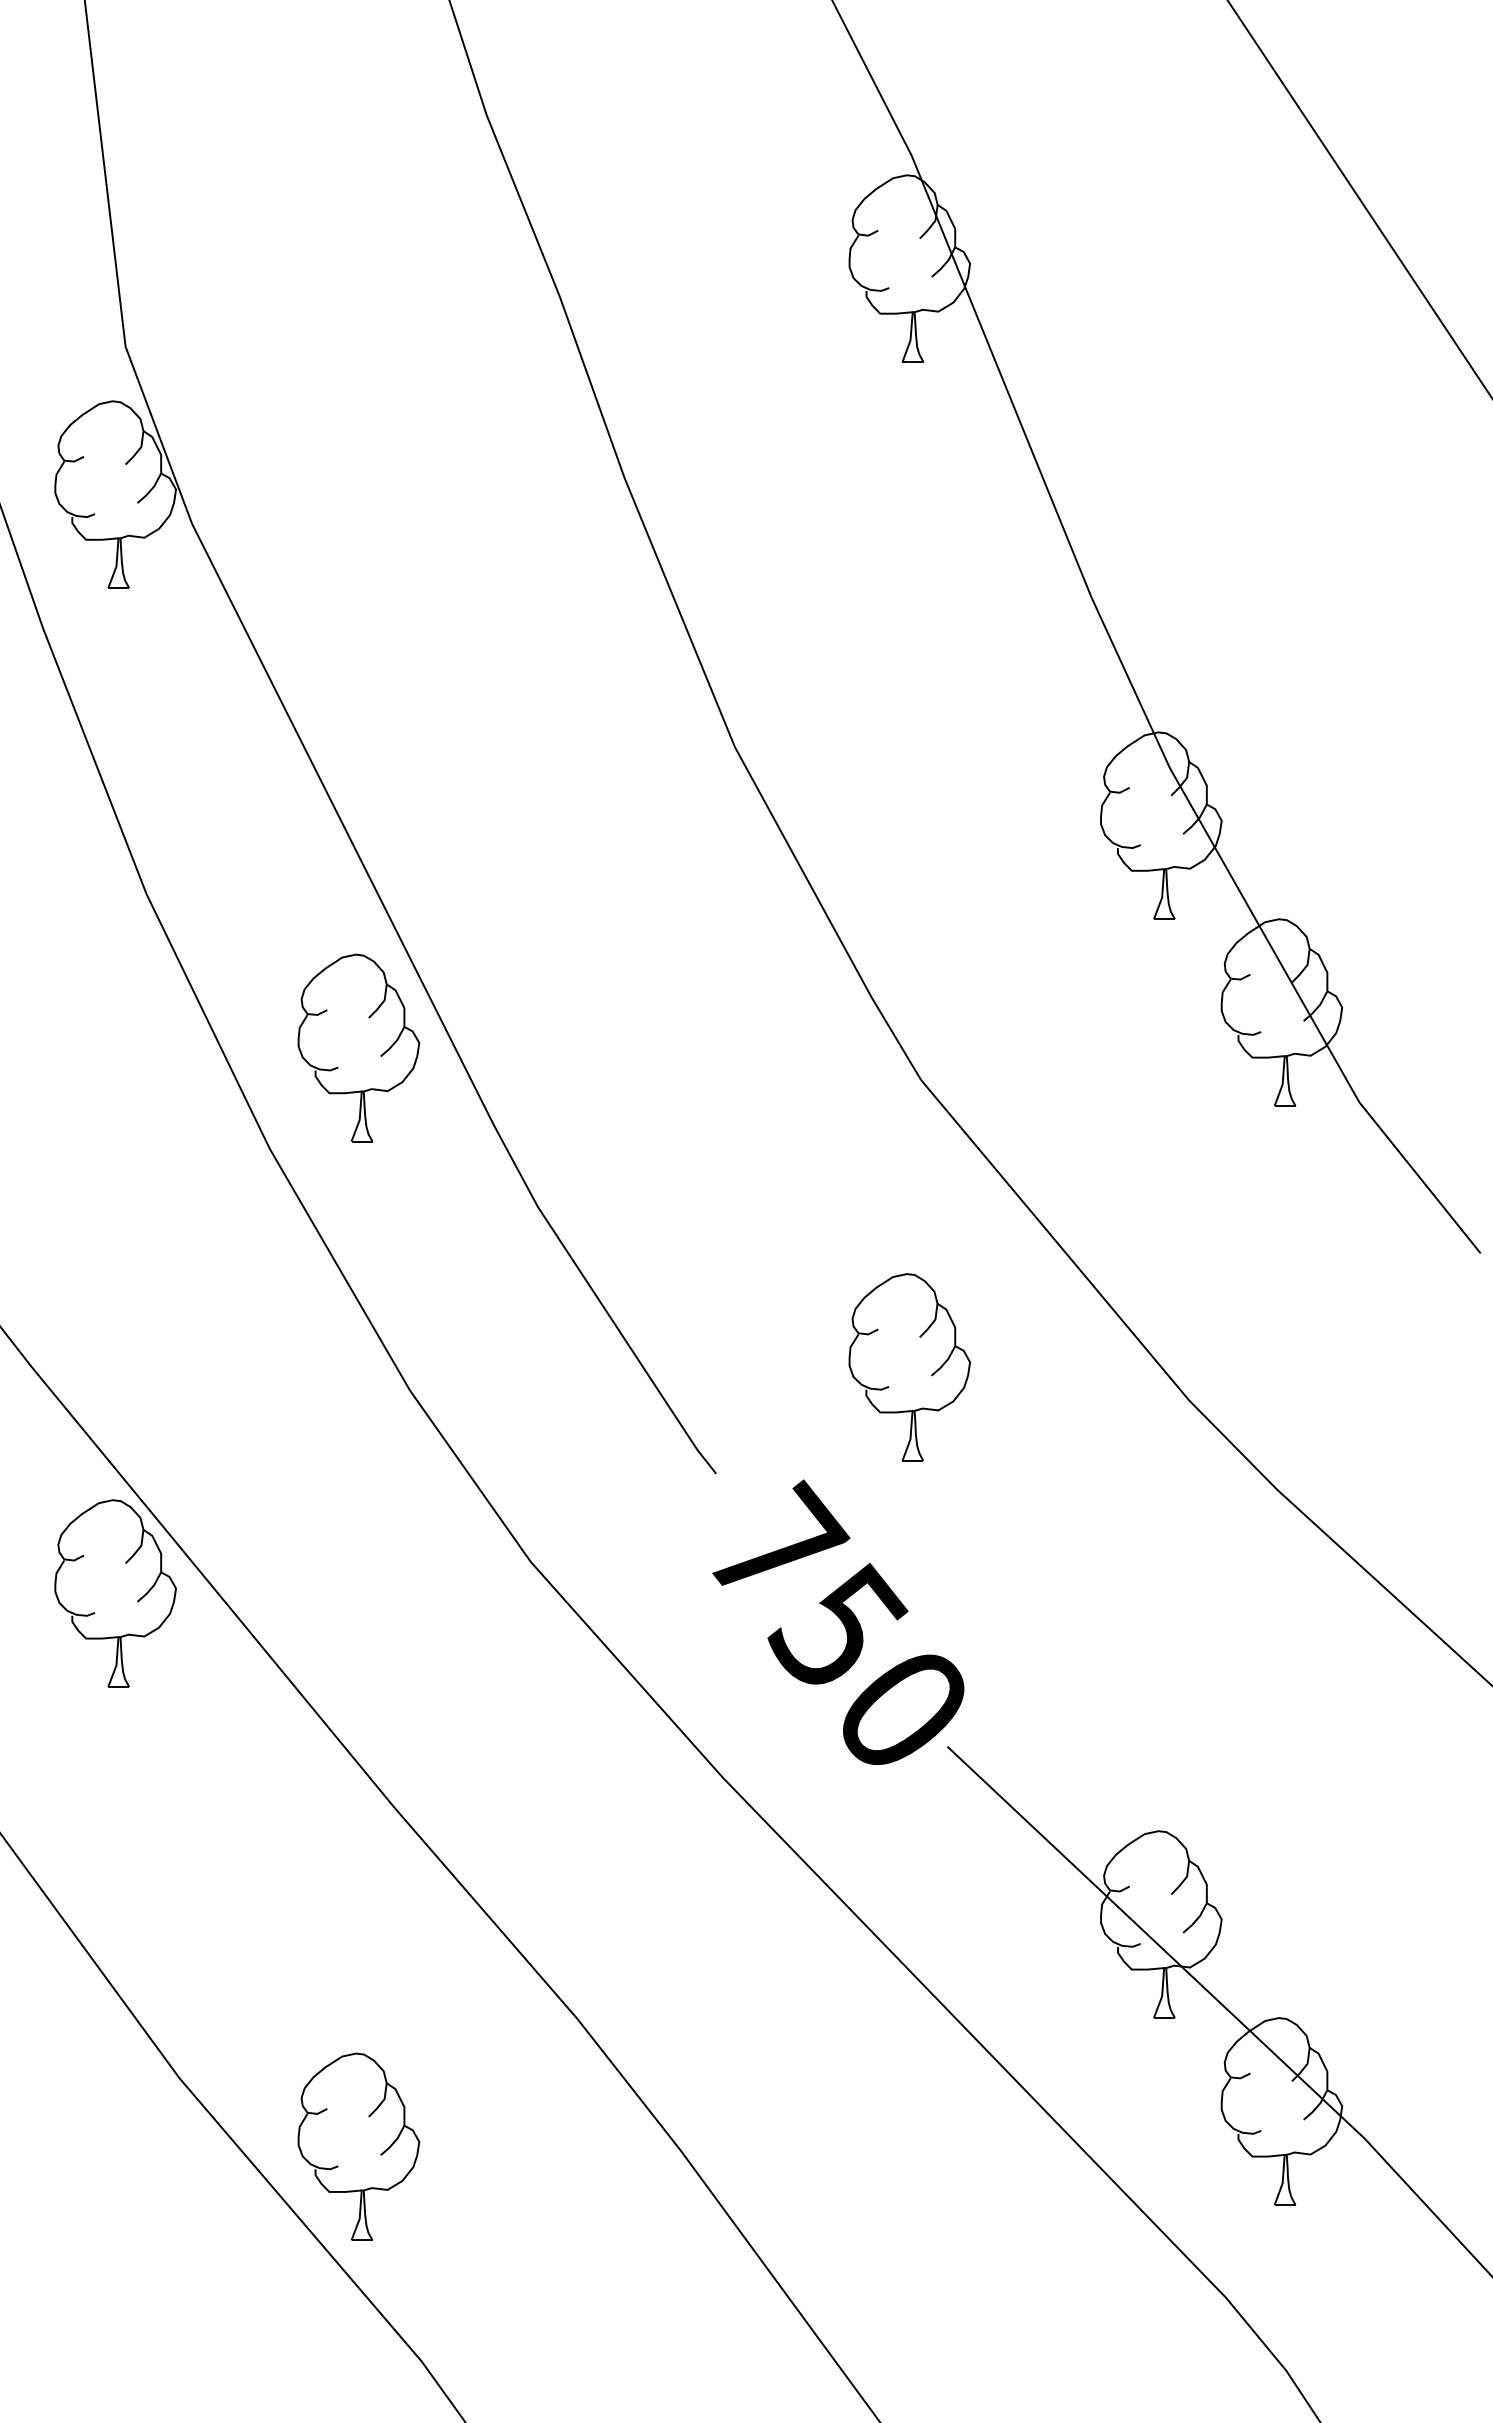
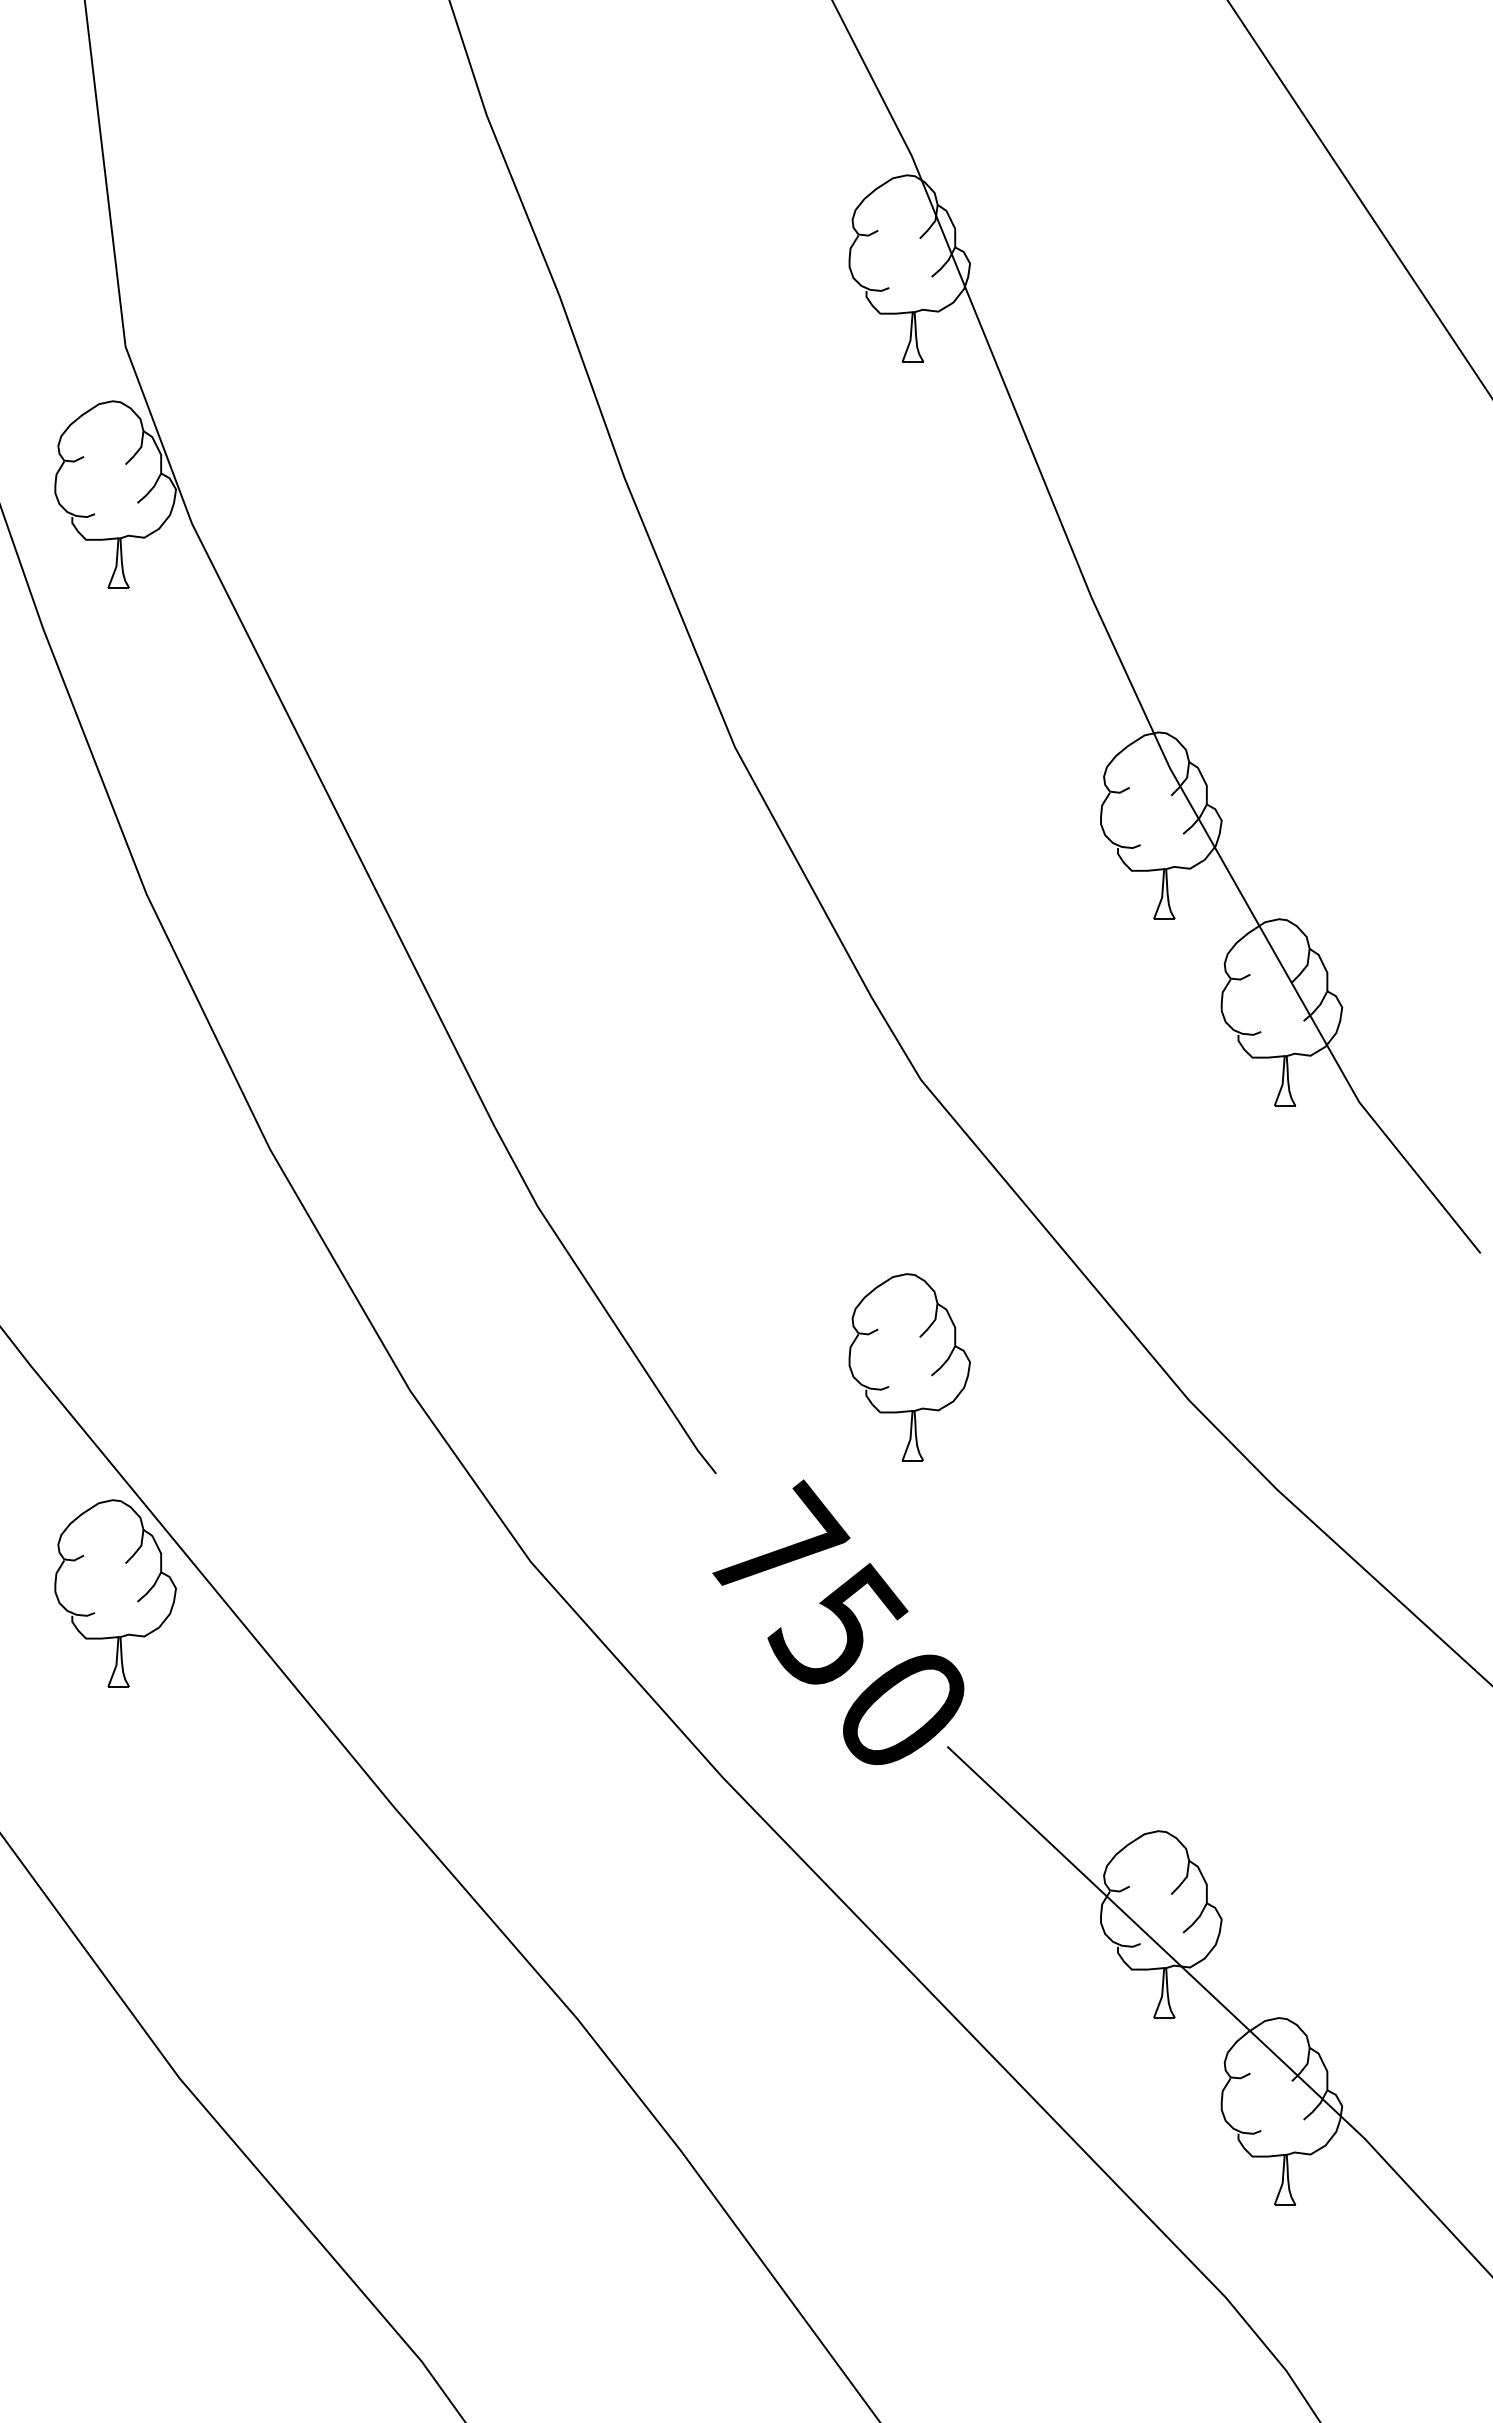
part: present -> none (358, 1047)
part: present -> none (358, 2146)
